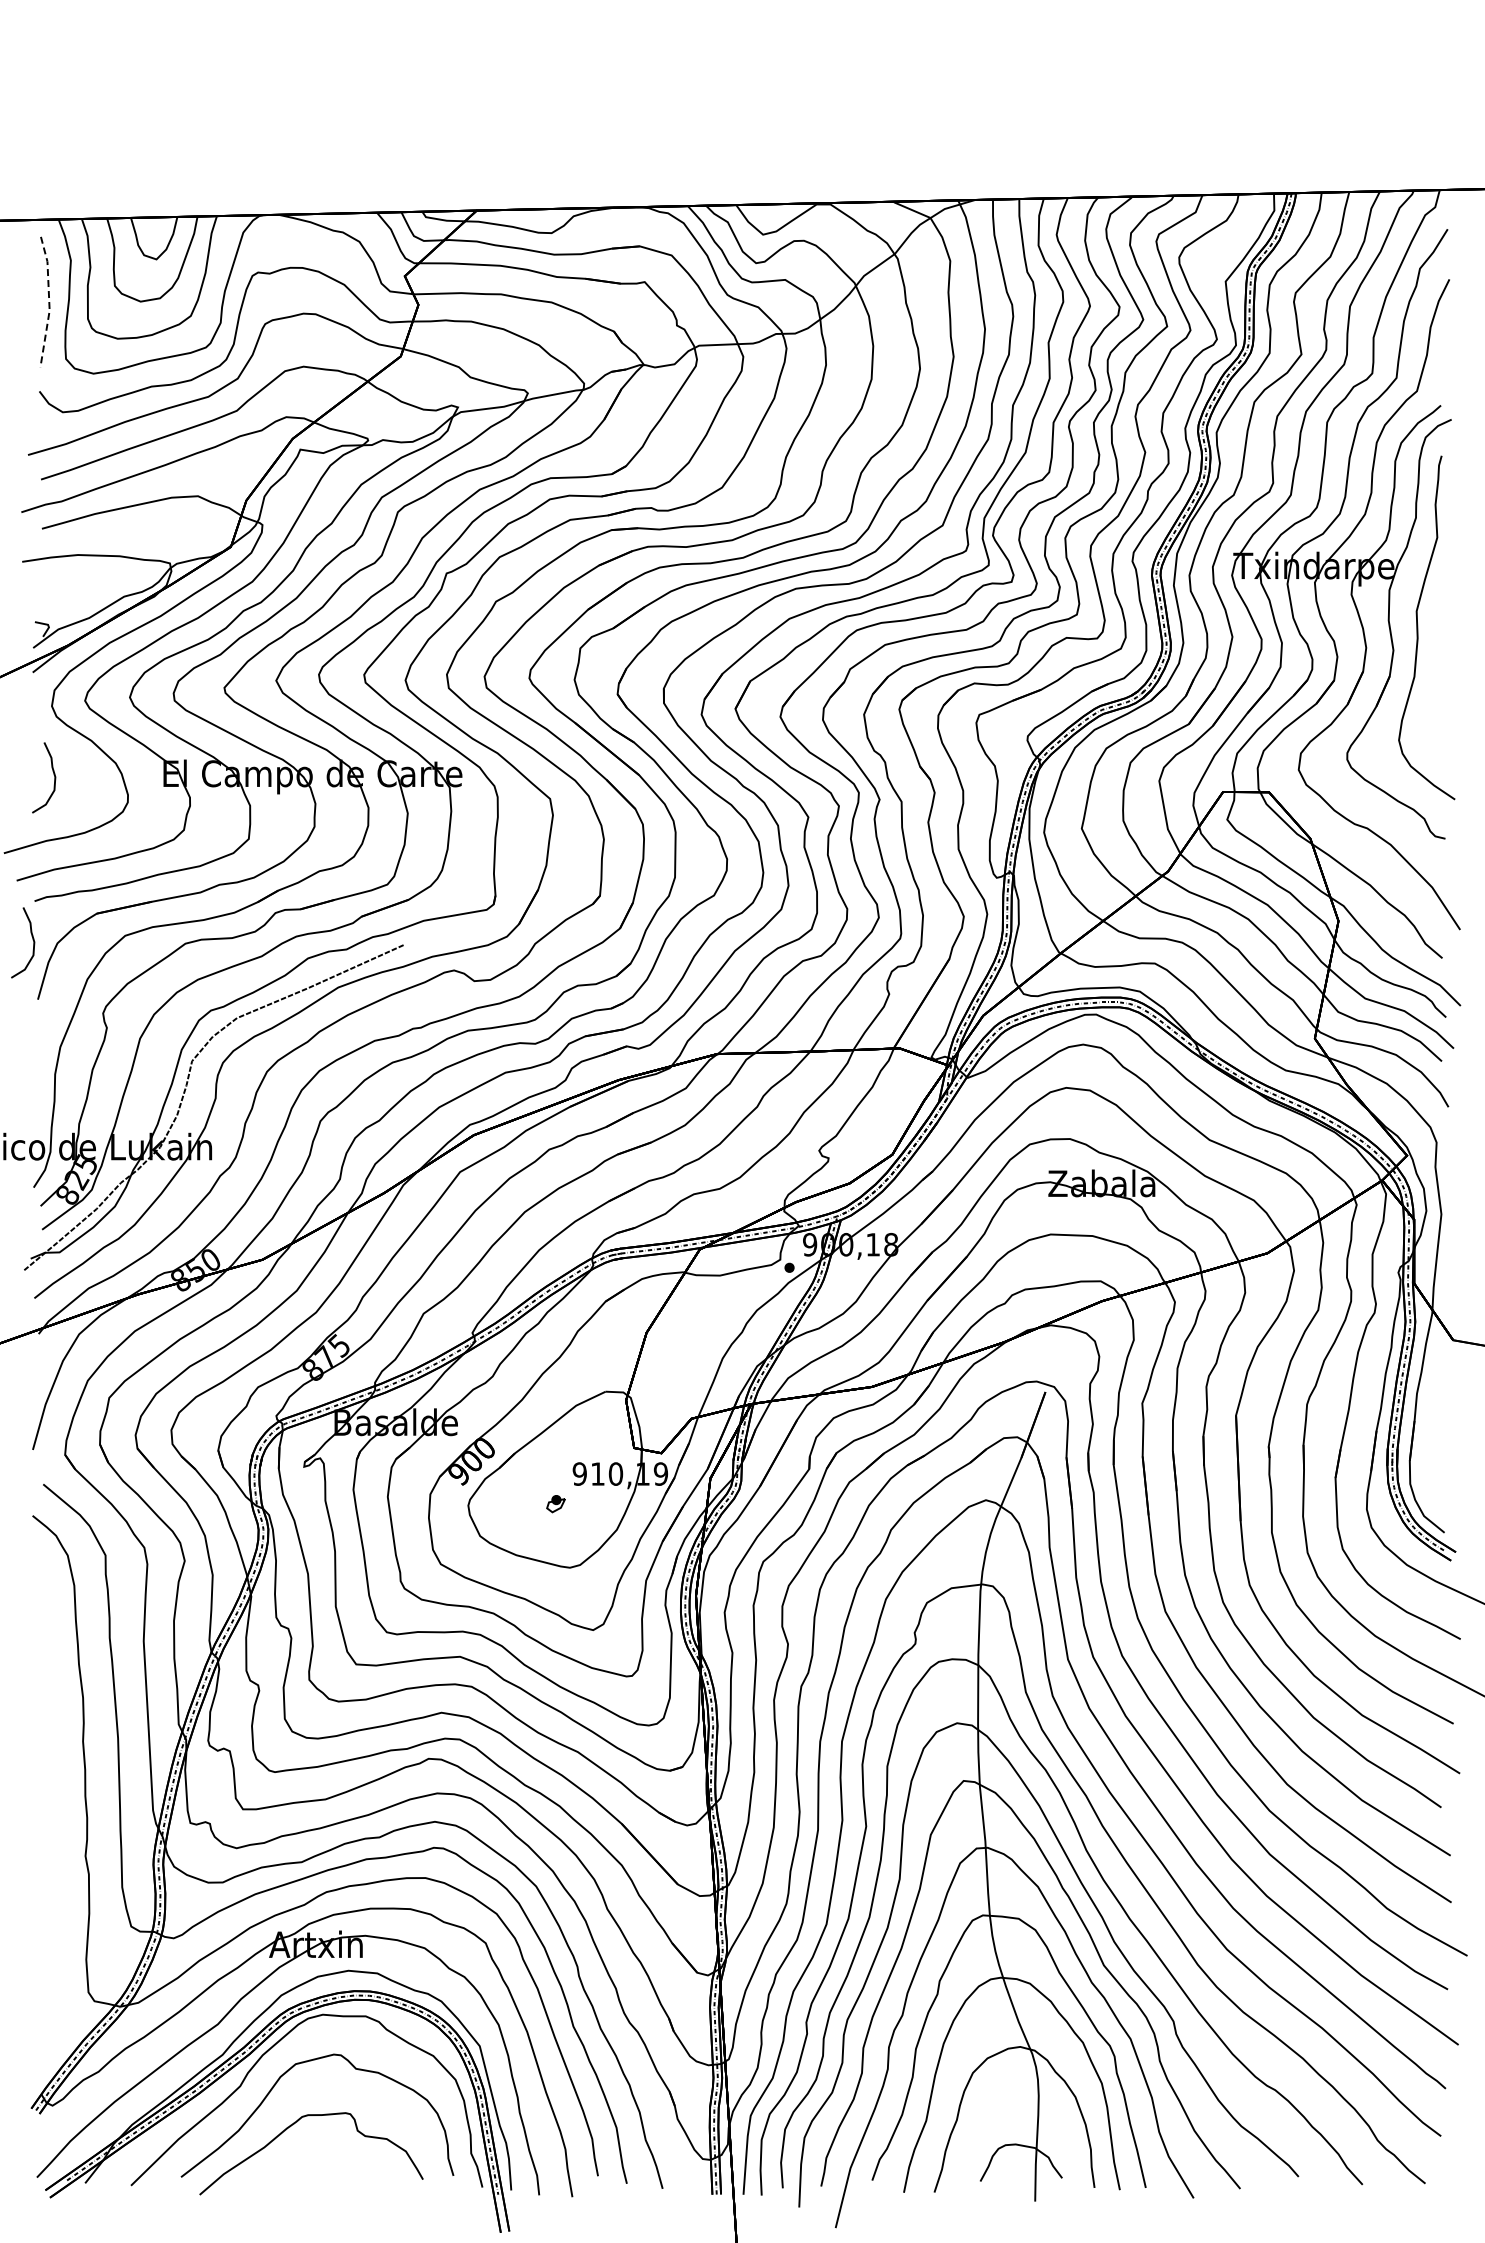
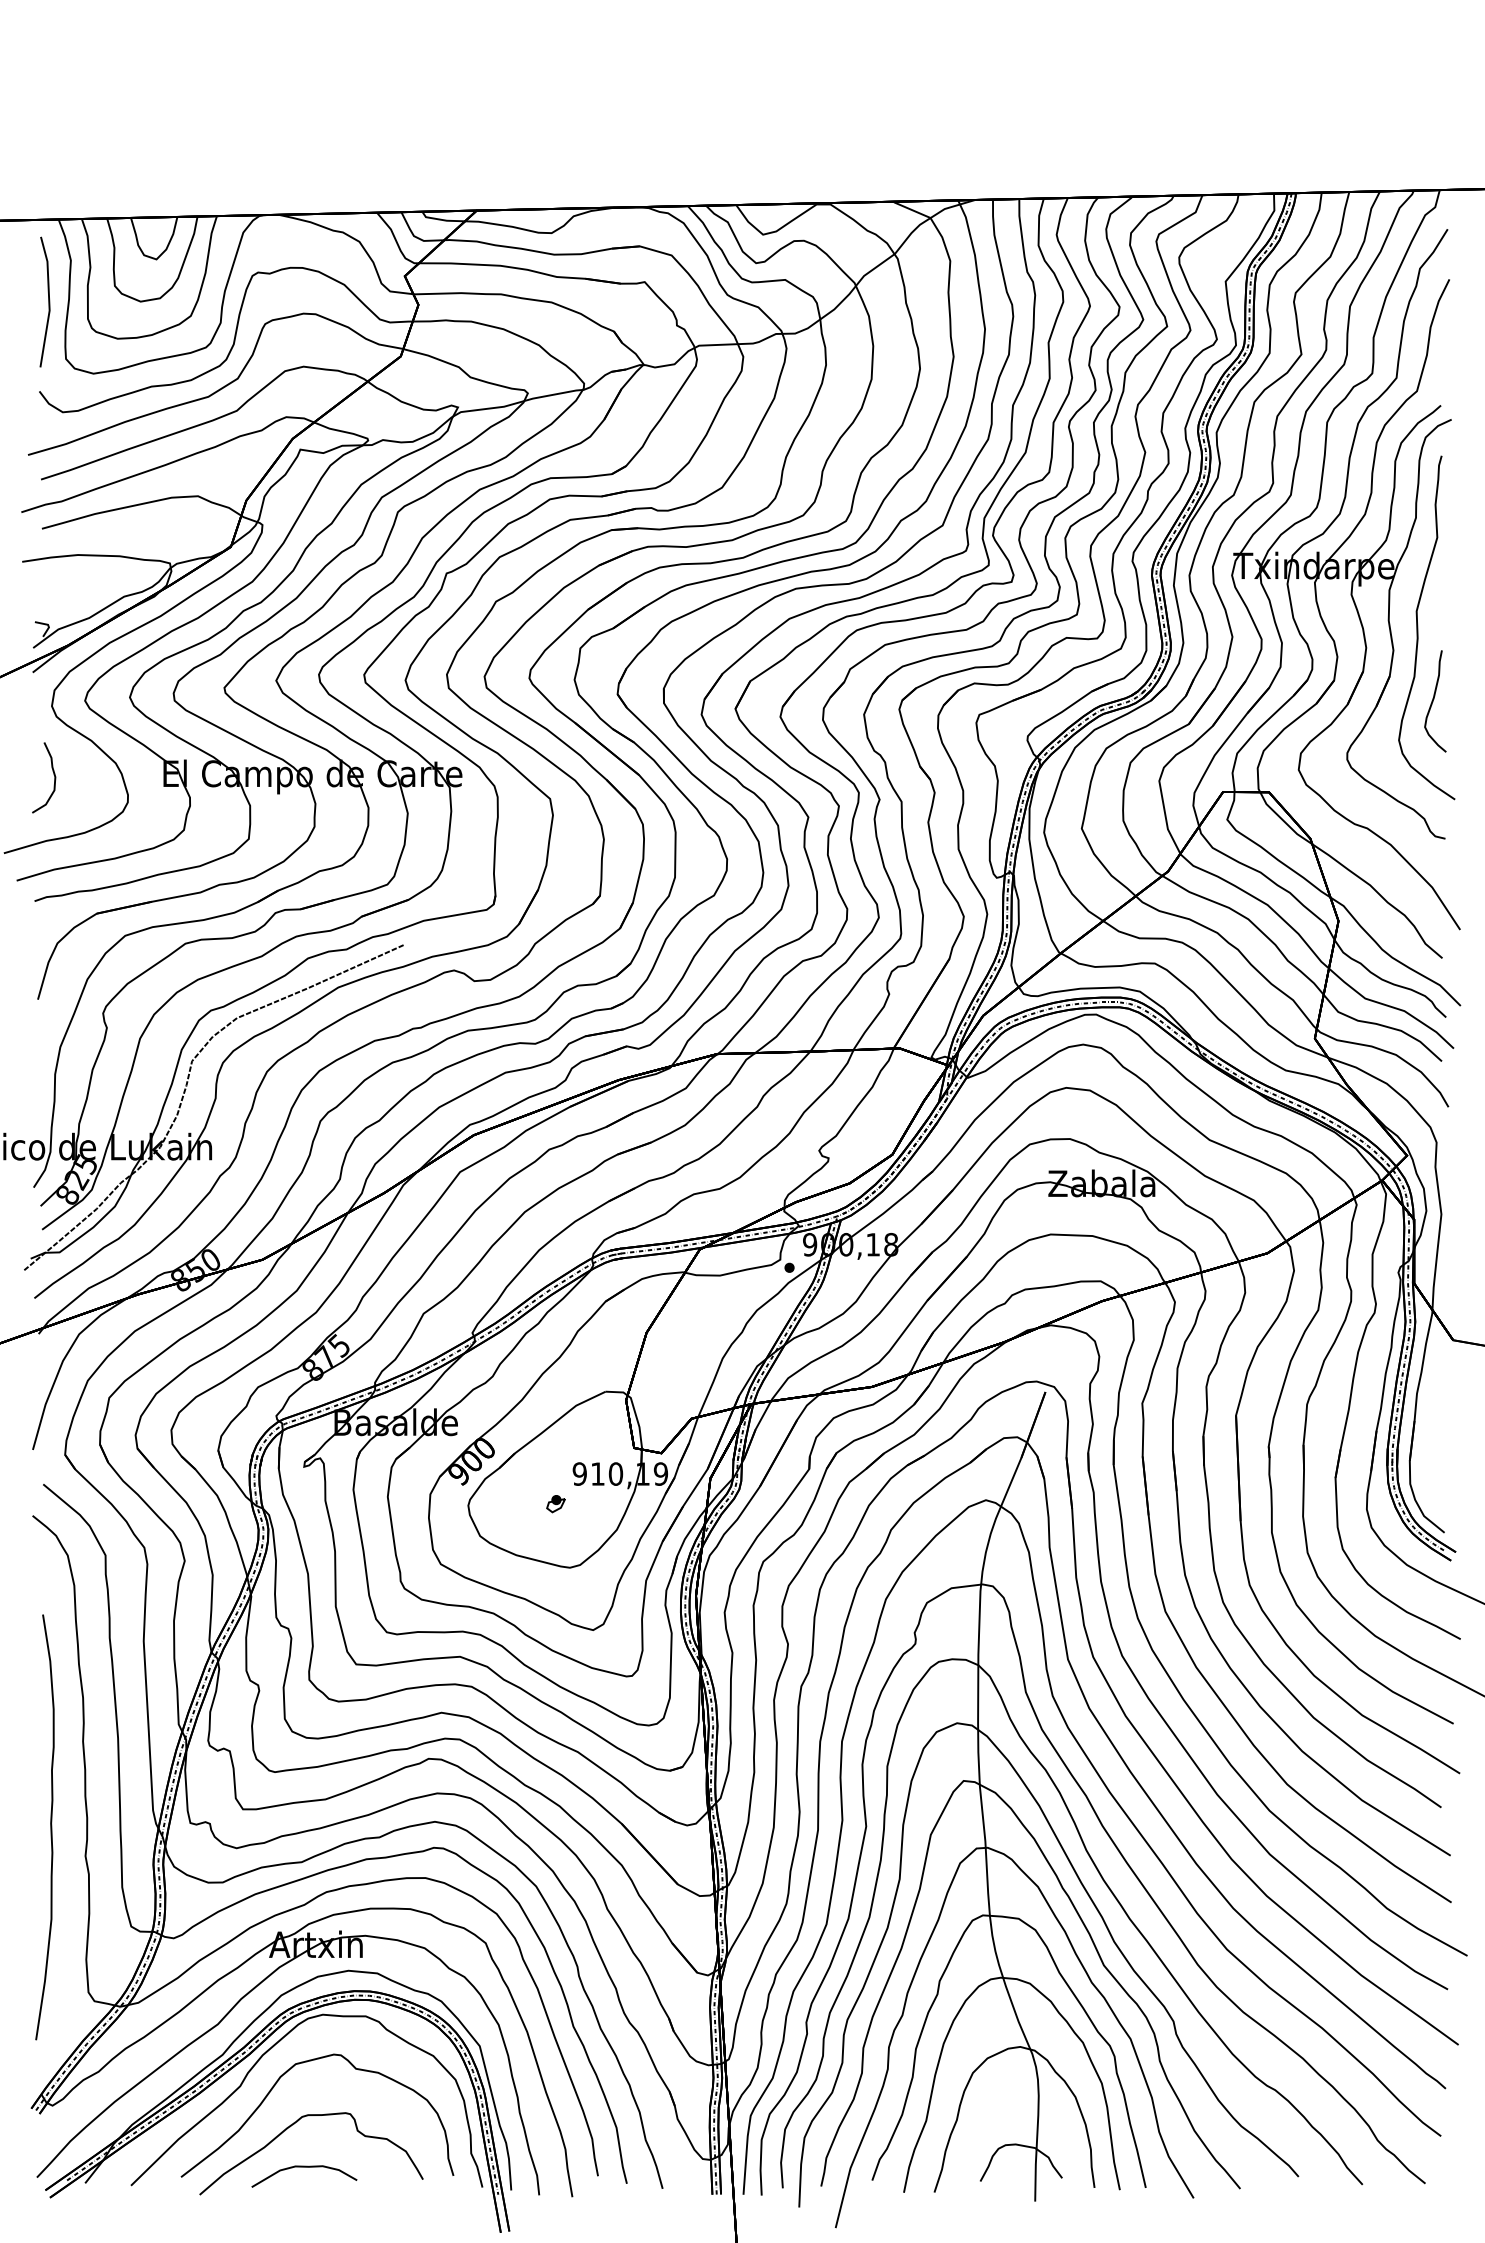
line: dashed -> solid (49, 301)
curve: none -> present (1433, 701)
curve: present -> none (32, 939)
curve: none -> present (50, 1827)
curve: none -> present (304, 2167)
